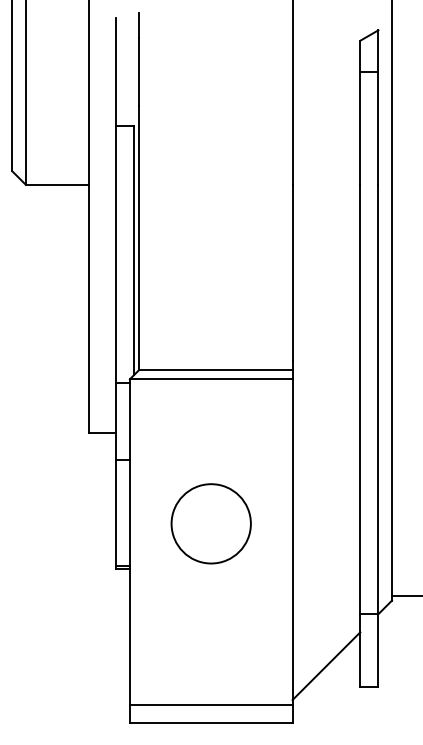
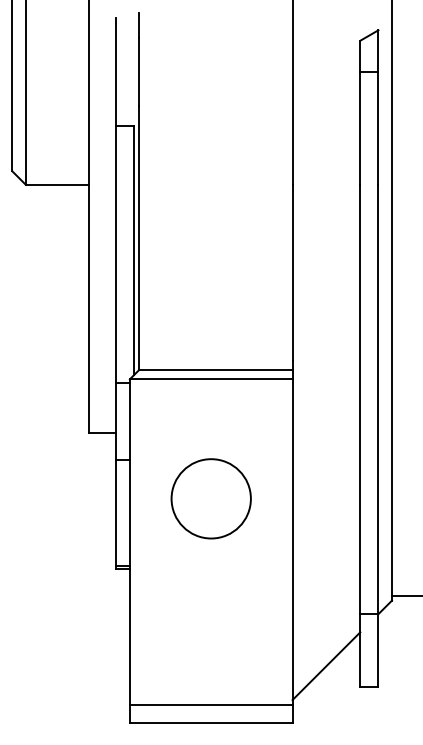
circle position: (210, 523) -> (210, 498) (210, 498)
